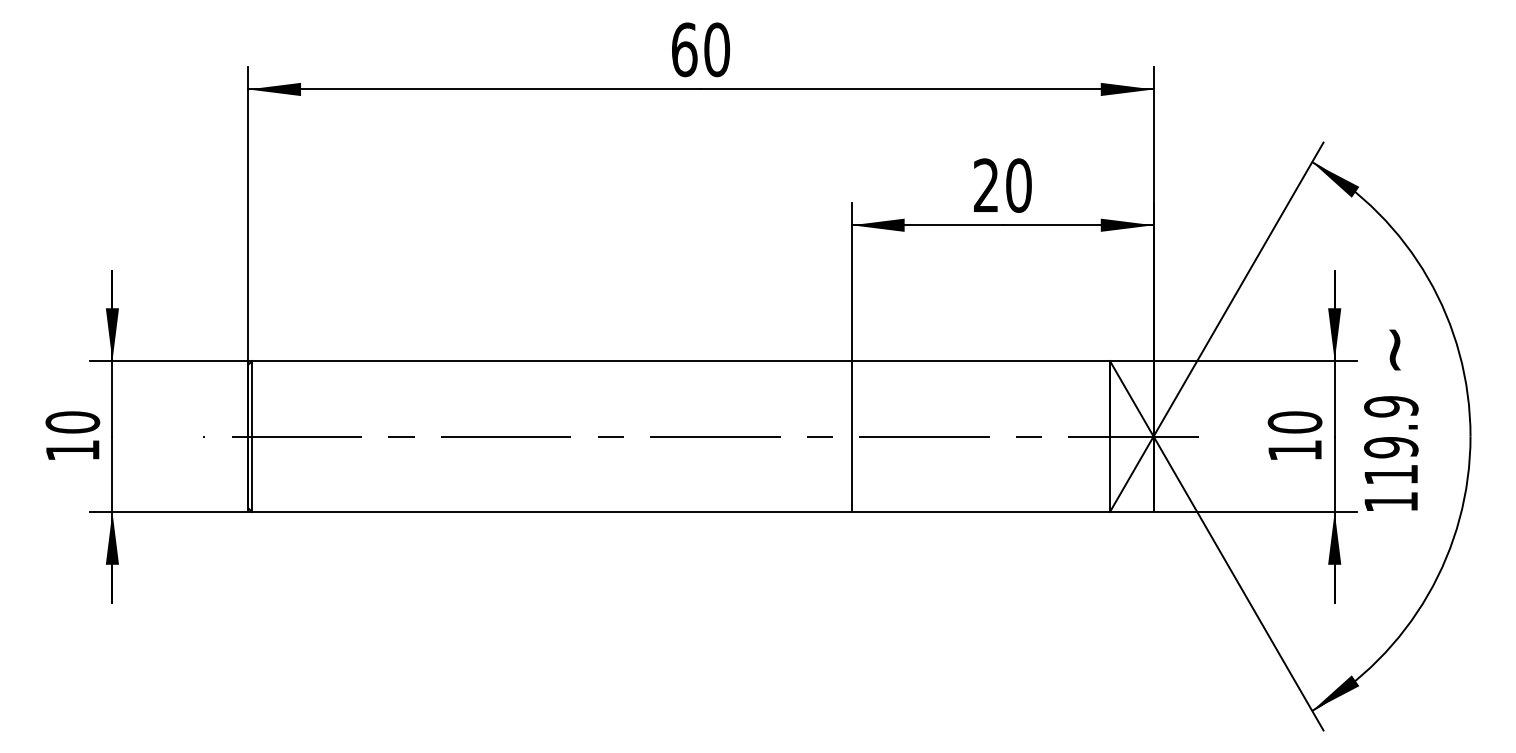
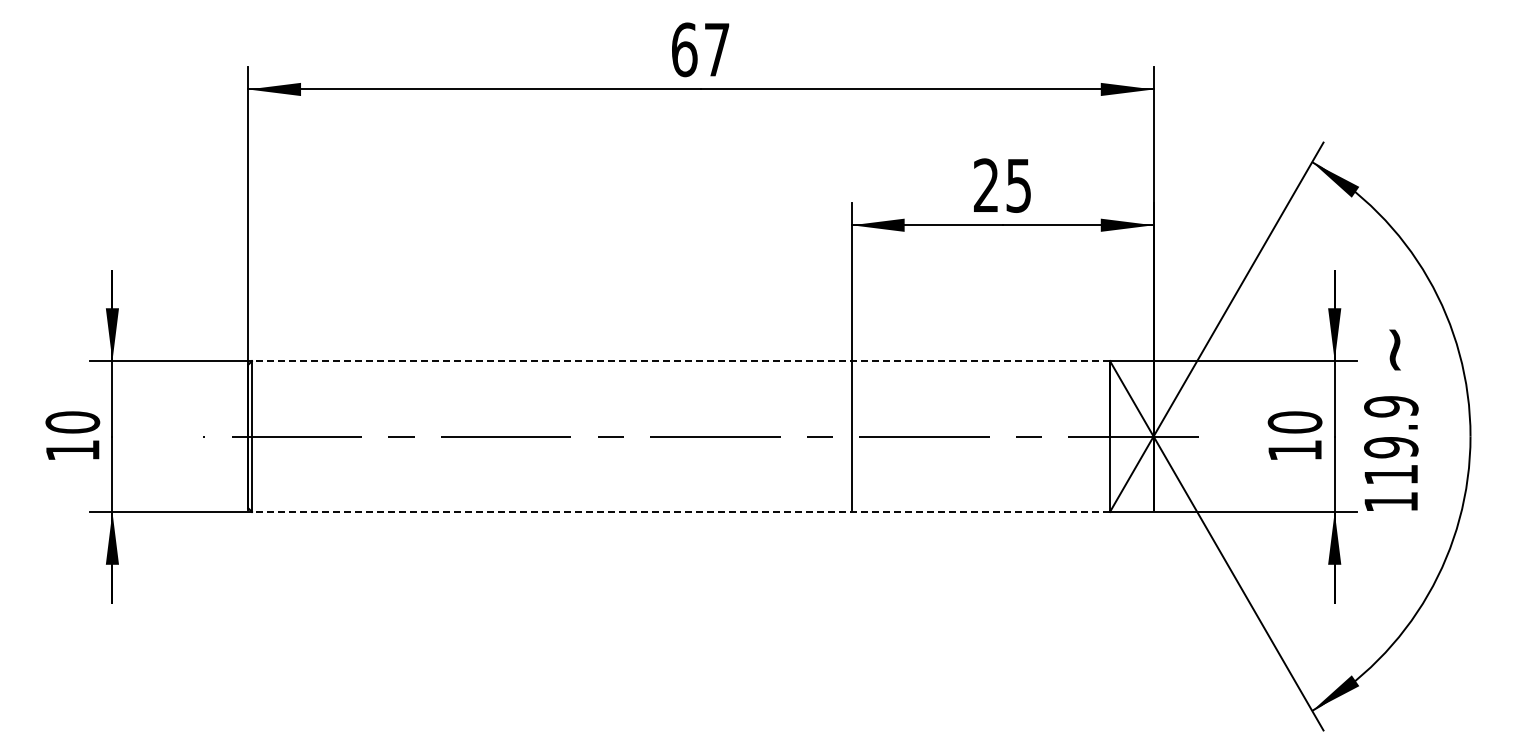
text: 60 -> 67 (717, 49)
text: 20 -> 25 (1018, 185)
line: solid -> dashed (680, 361)
line: solid -> dashed (680, 511)
